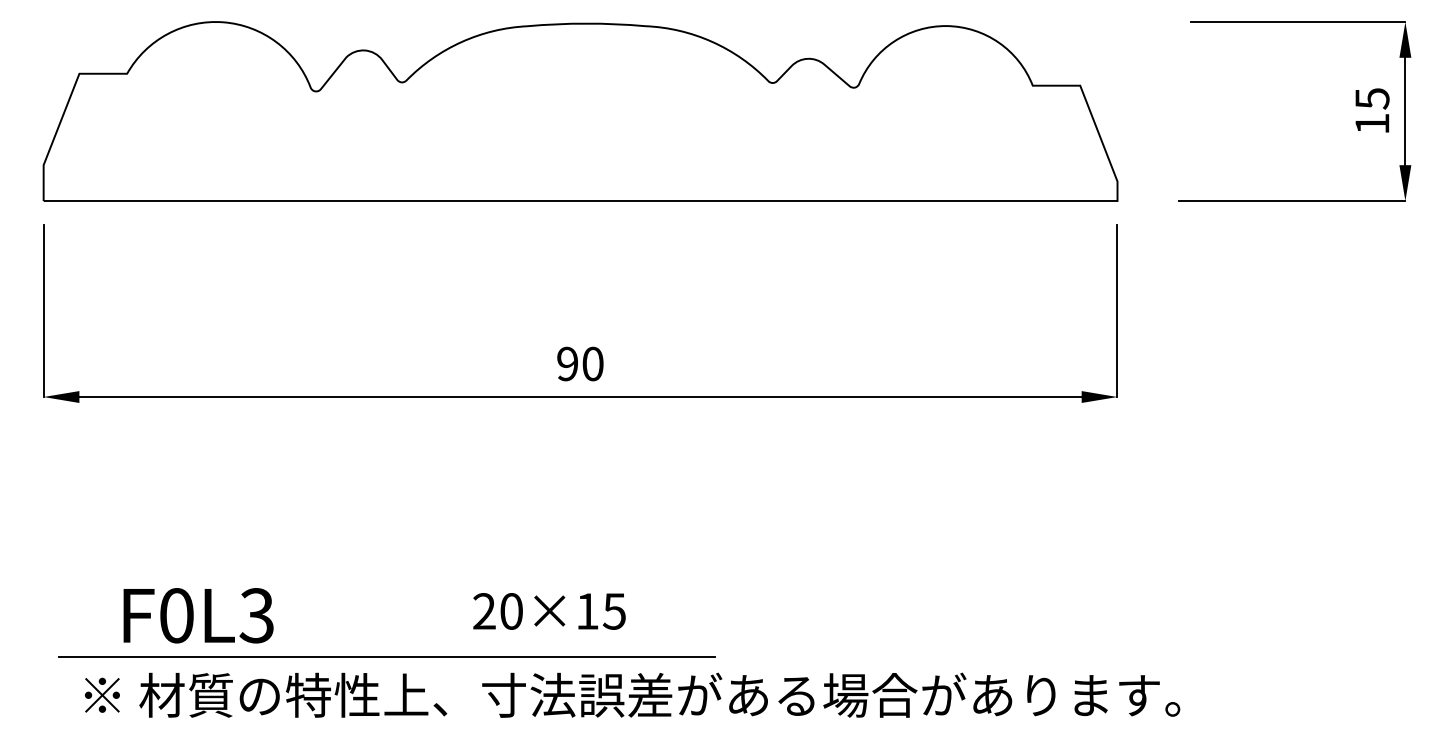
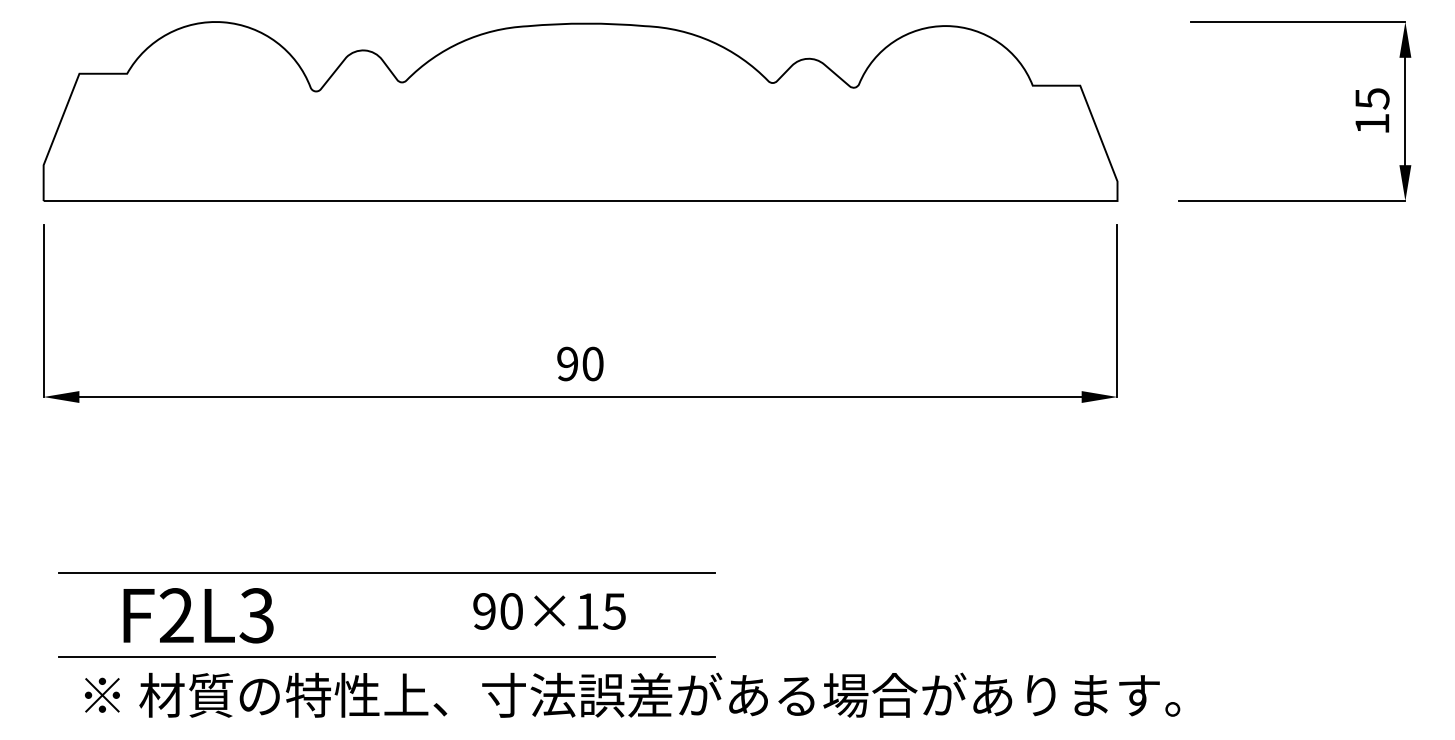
line: none -> present (386, 573)
text: 20×15 -> 90×15 (484, 611)
text: F0L3 -> F2L3 (176, 615)
